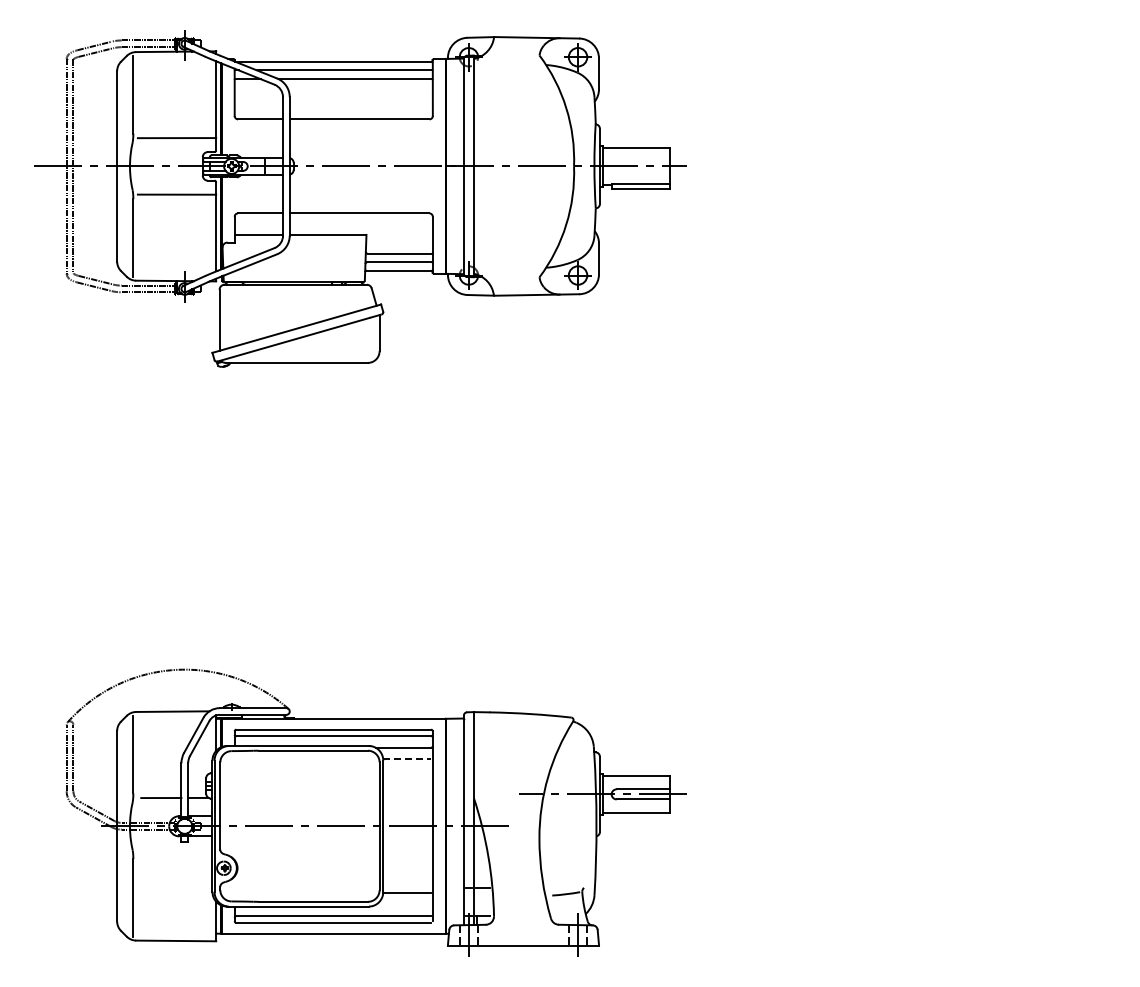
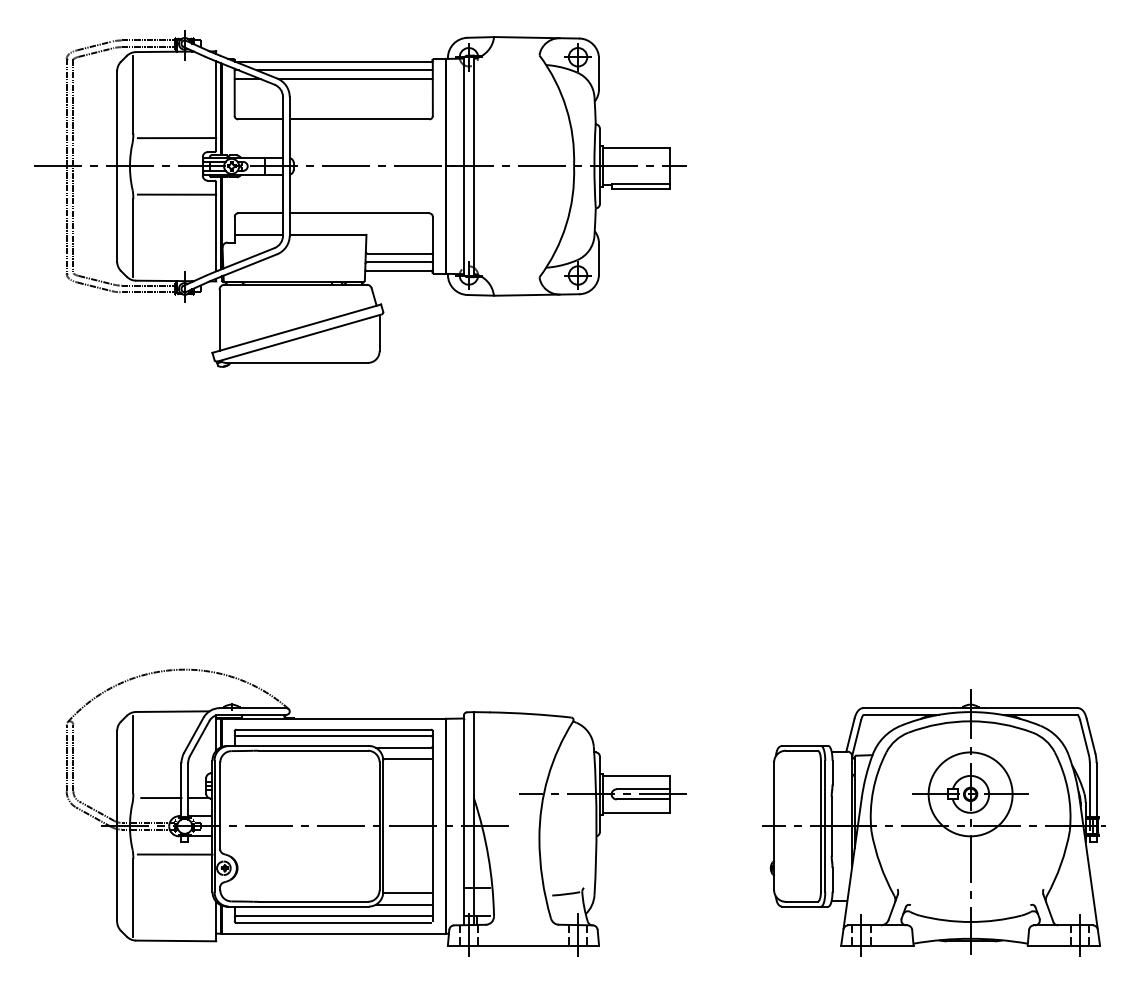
line: dashed -> solid (407, 759)
part: none -> present (933, 822)
line: none -> present (174, 854)
line: none -> present (403, 904)
